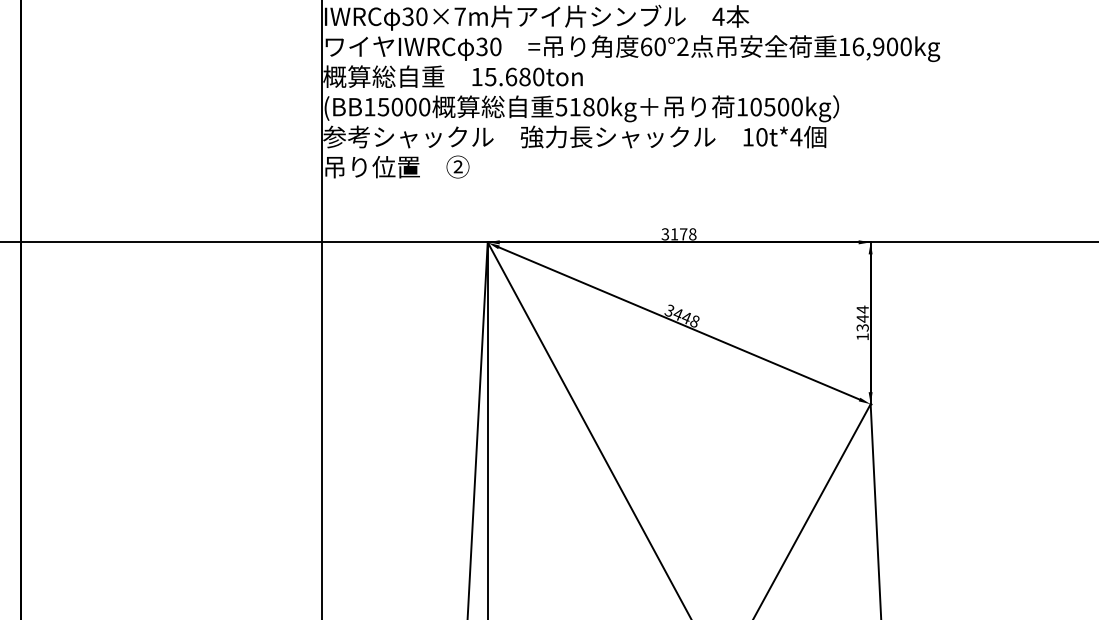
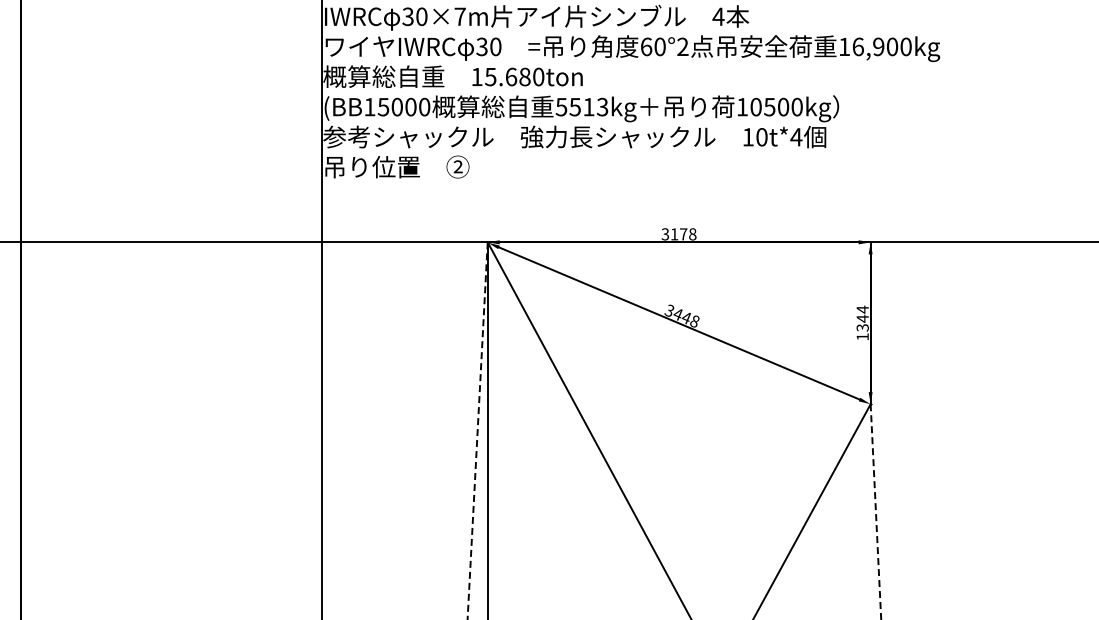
text: 5180kg -> 5513kg (588, 106)
line: solid -> dashed (477, 430)
line: solid -> dashed (875, 512)
